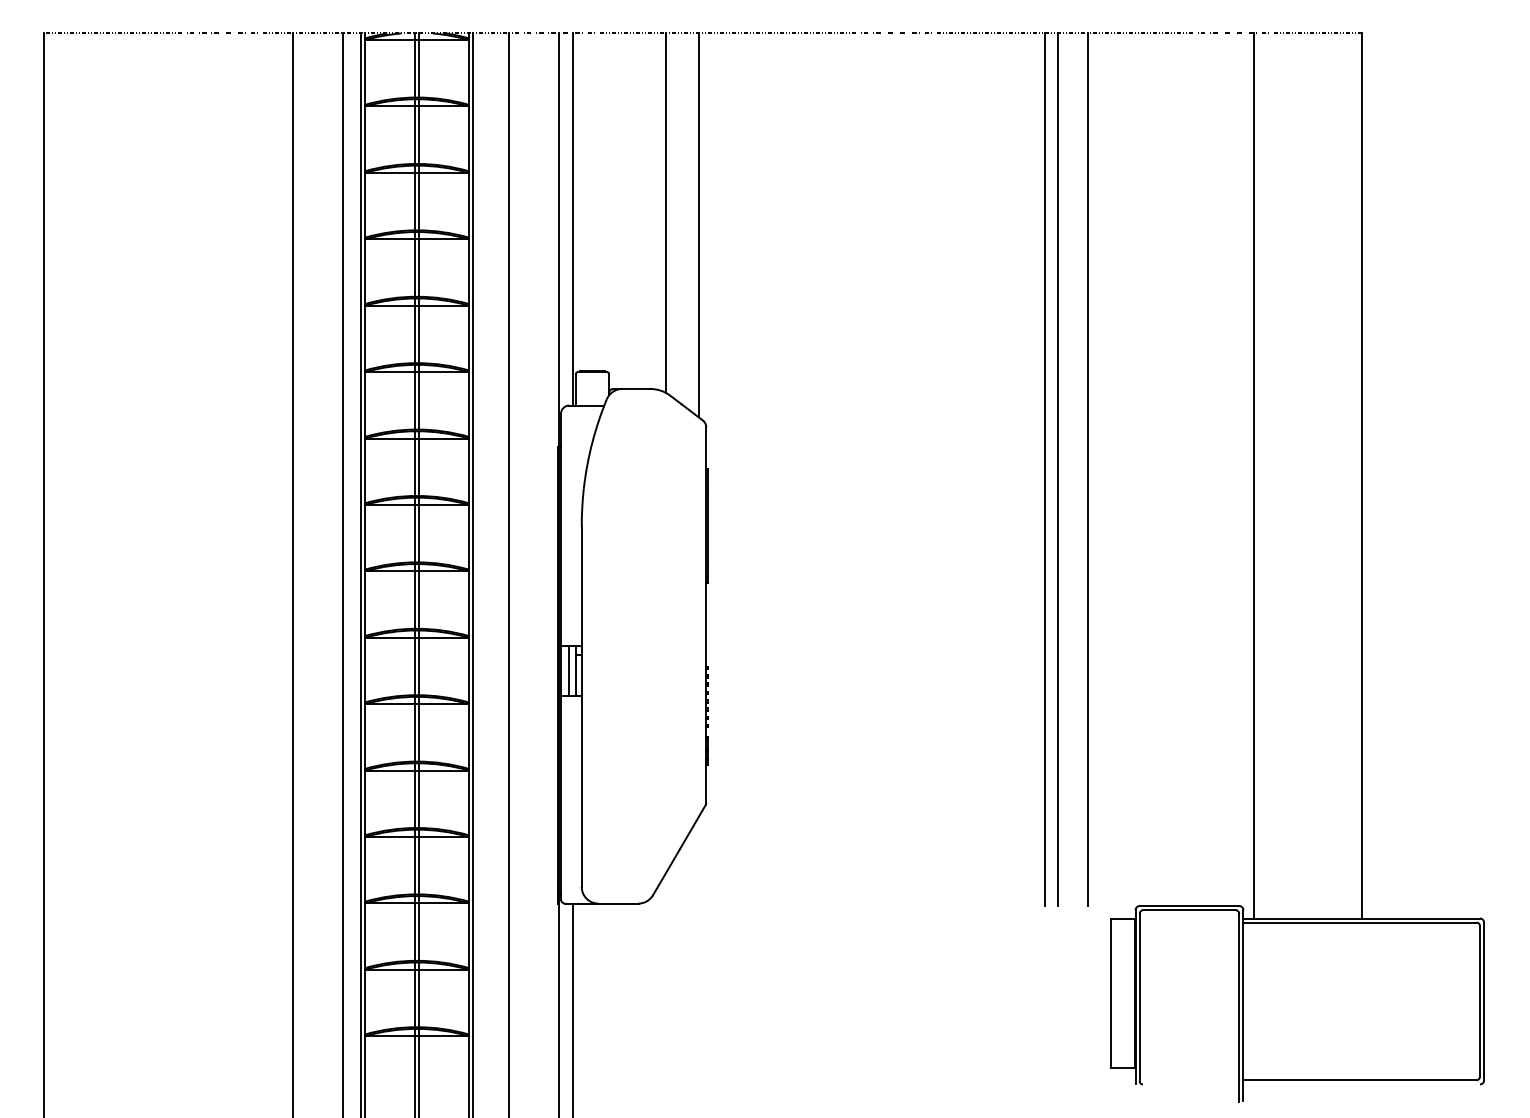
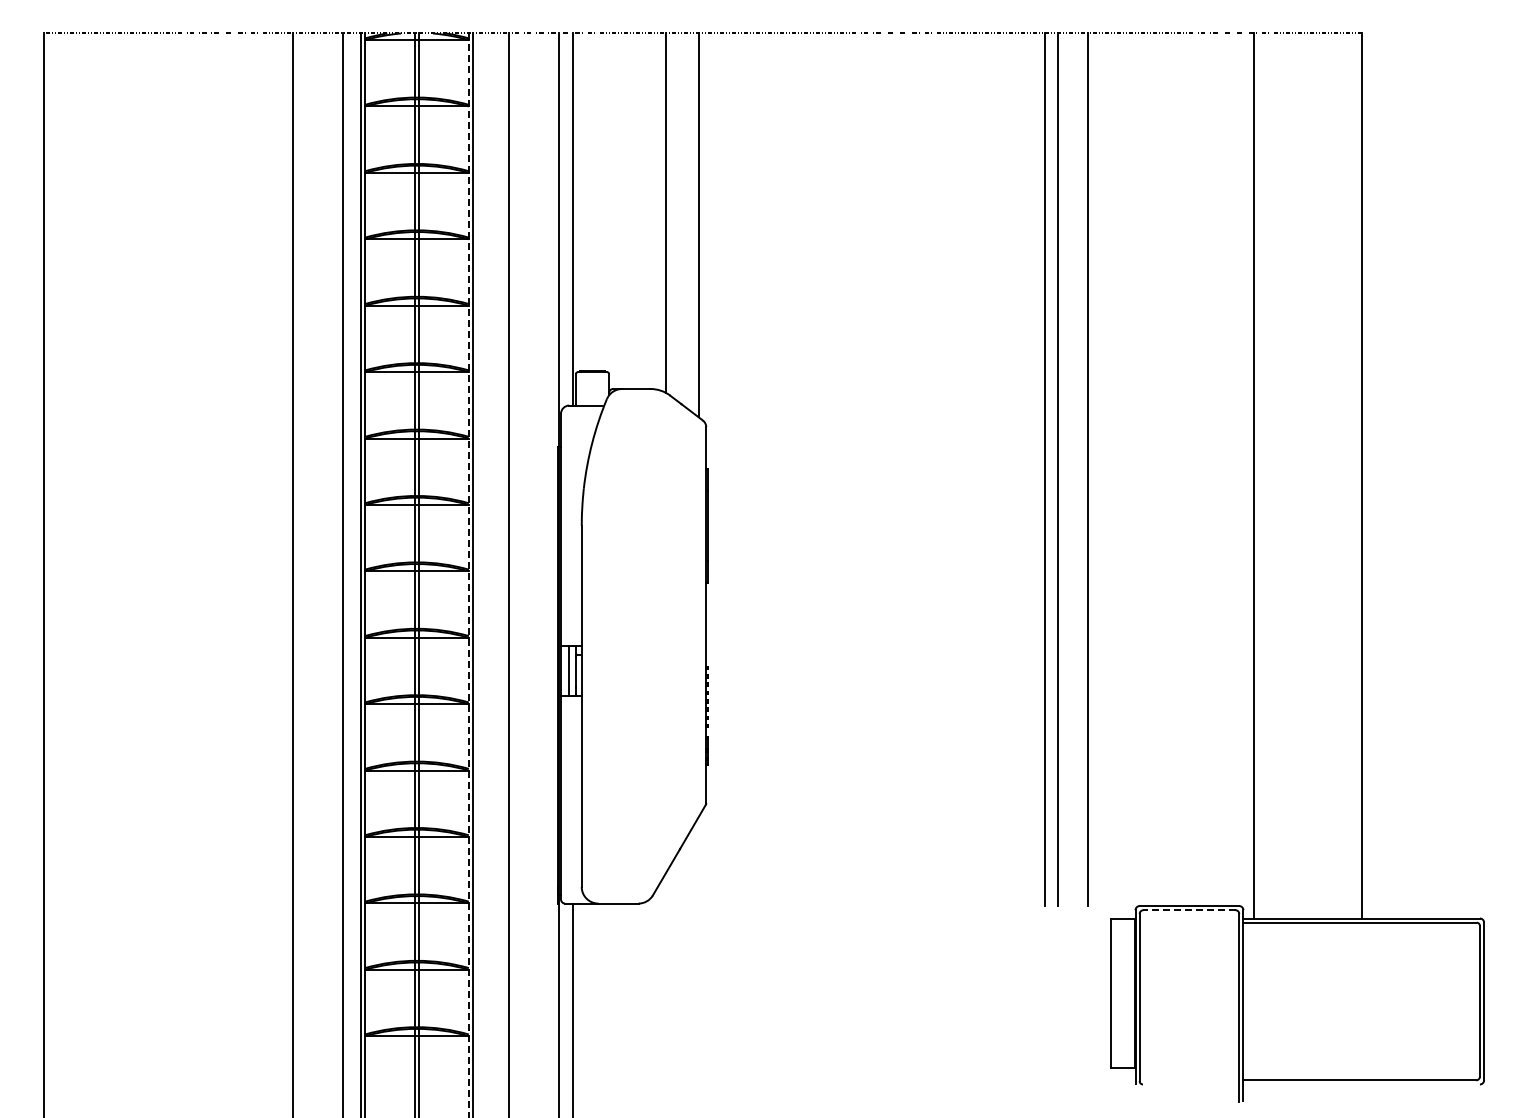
line: solid -> dashed (468, 575)
line: solid -> dashed (1188, 910)
